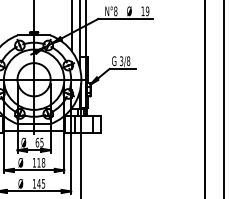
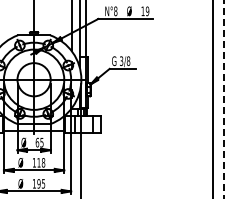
line position: (205, 98) -> (213, 98) (213, 98)
line: solid -> dashed (224, 99)
text: 145 -> 195 (38, 183)
